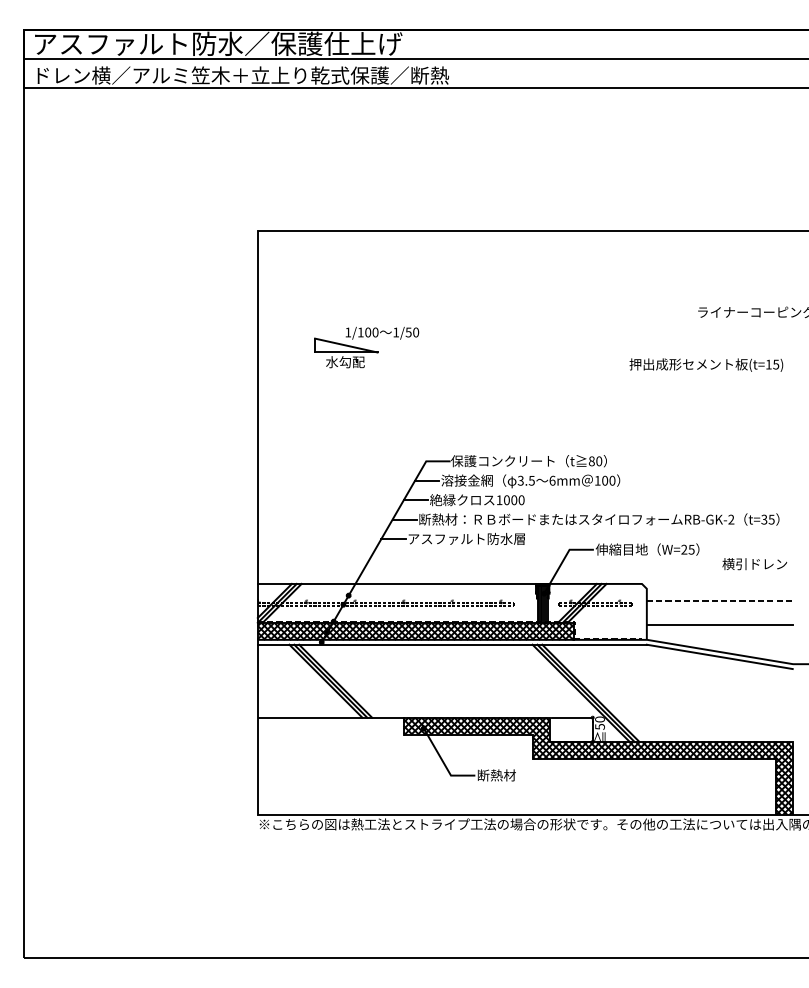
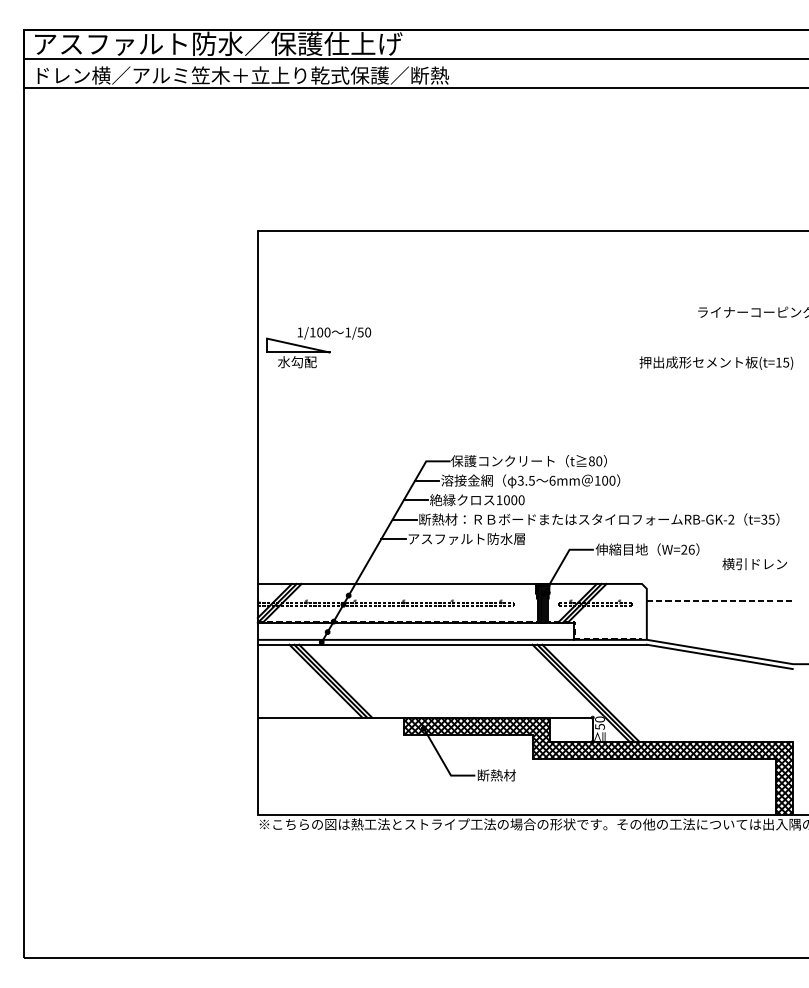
part position: (366, 347) -> (318, 347) (318, 347)
text position: (706, 364) -> (716, 362) (716, 362)
text: W=25 -> W=26 (691, 549)
line: present -> none (719, 625)
hatch: present -> none (415, 630)
